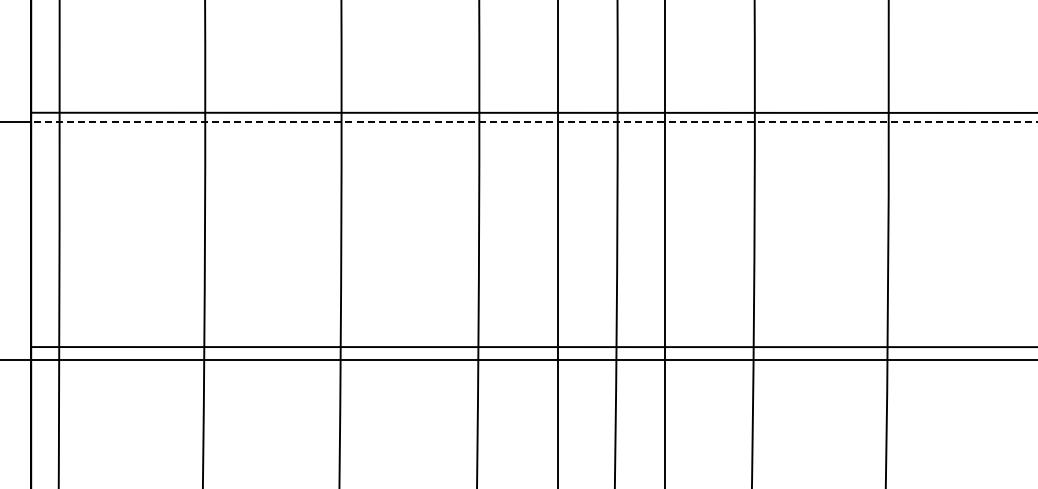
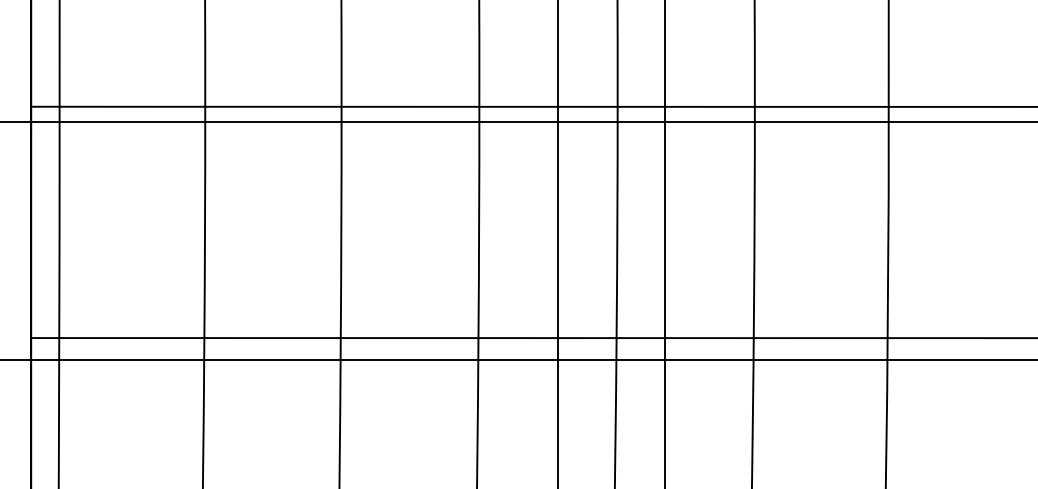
line position: (532, 112) -> (532, 106) (532, 106)
line: dashed -> solid (533, 121)
line position: (532, 347) -> (532, 338) (532, 338)
